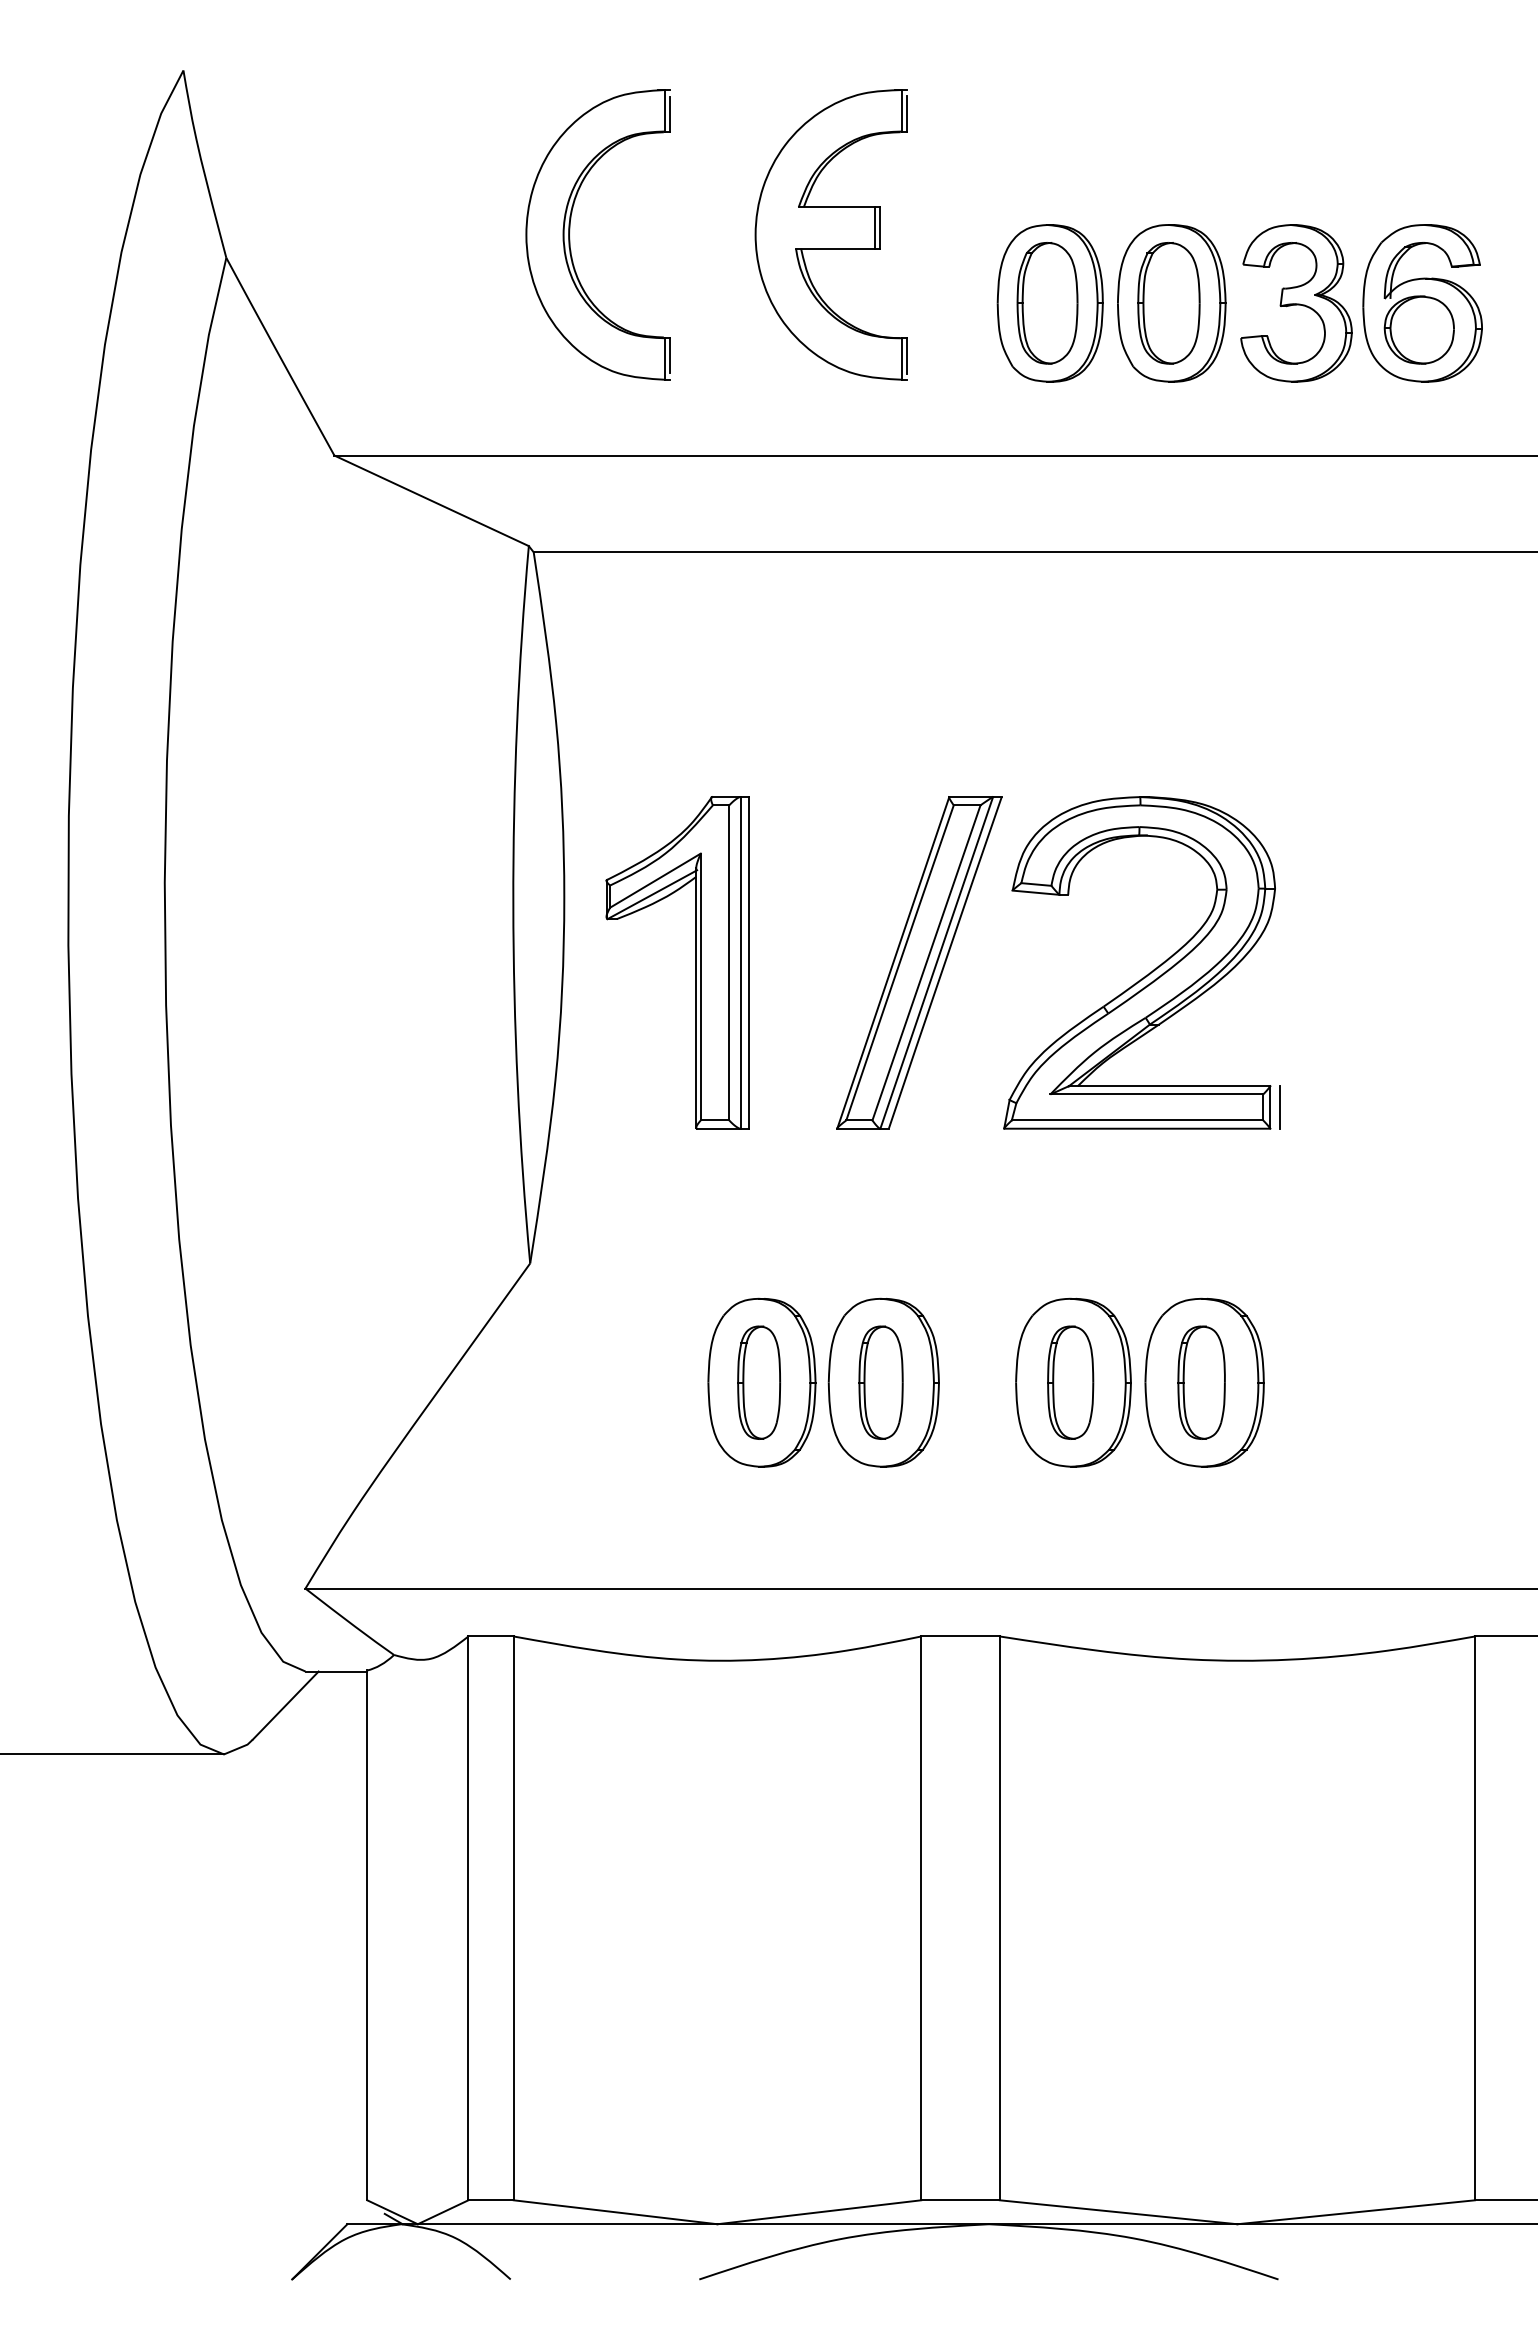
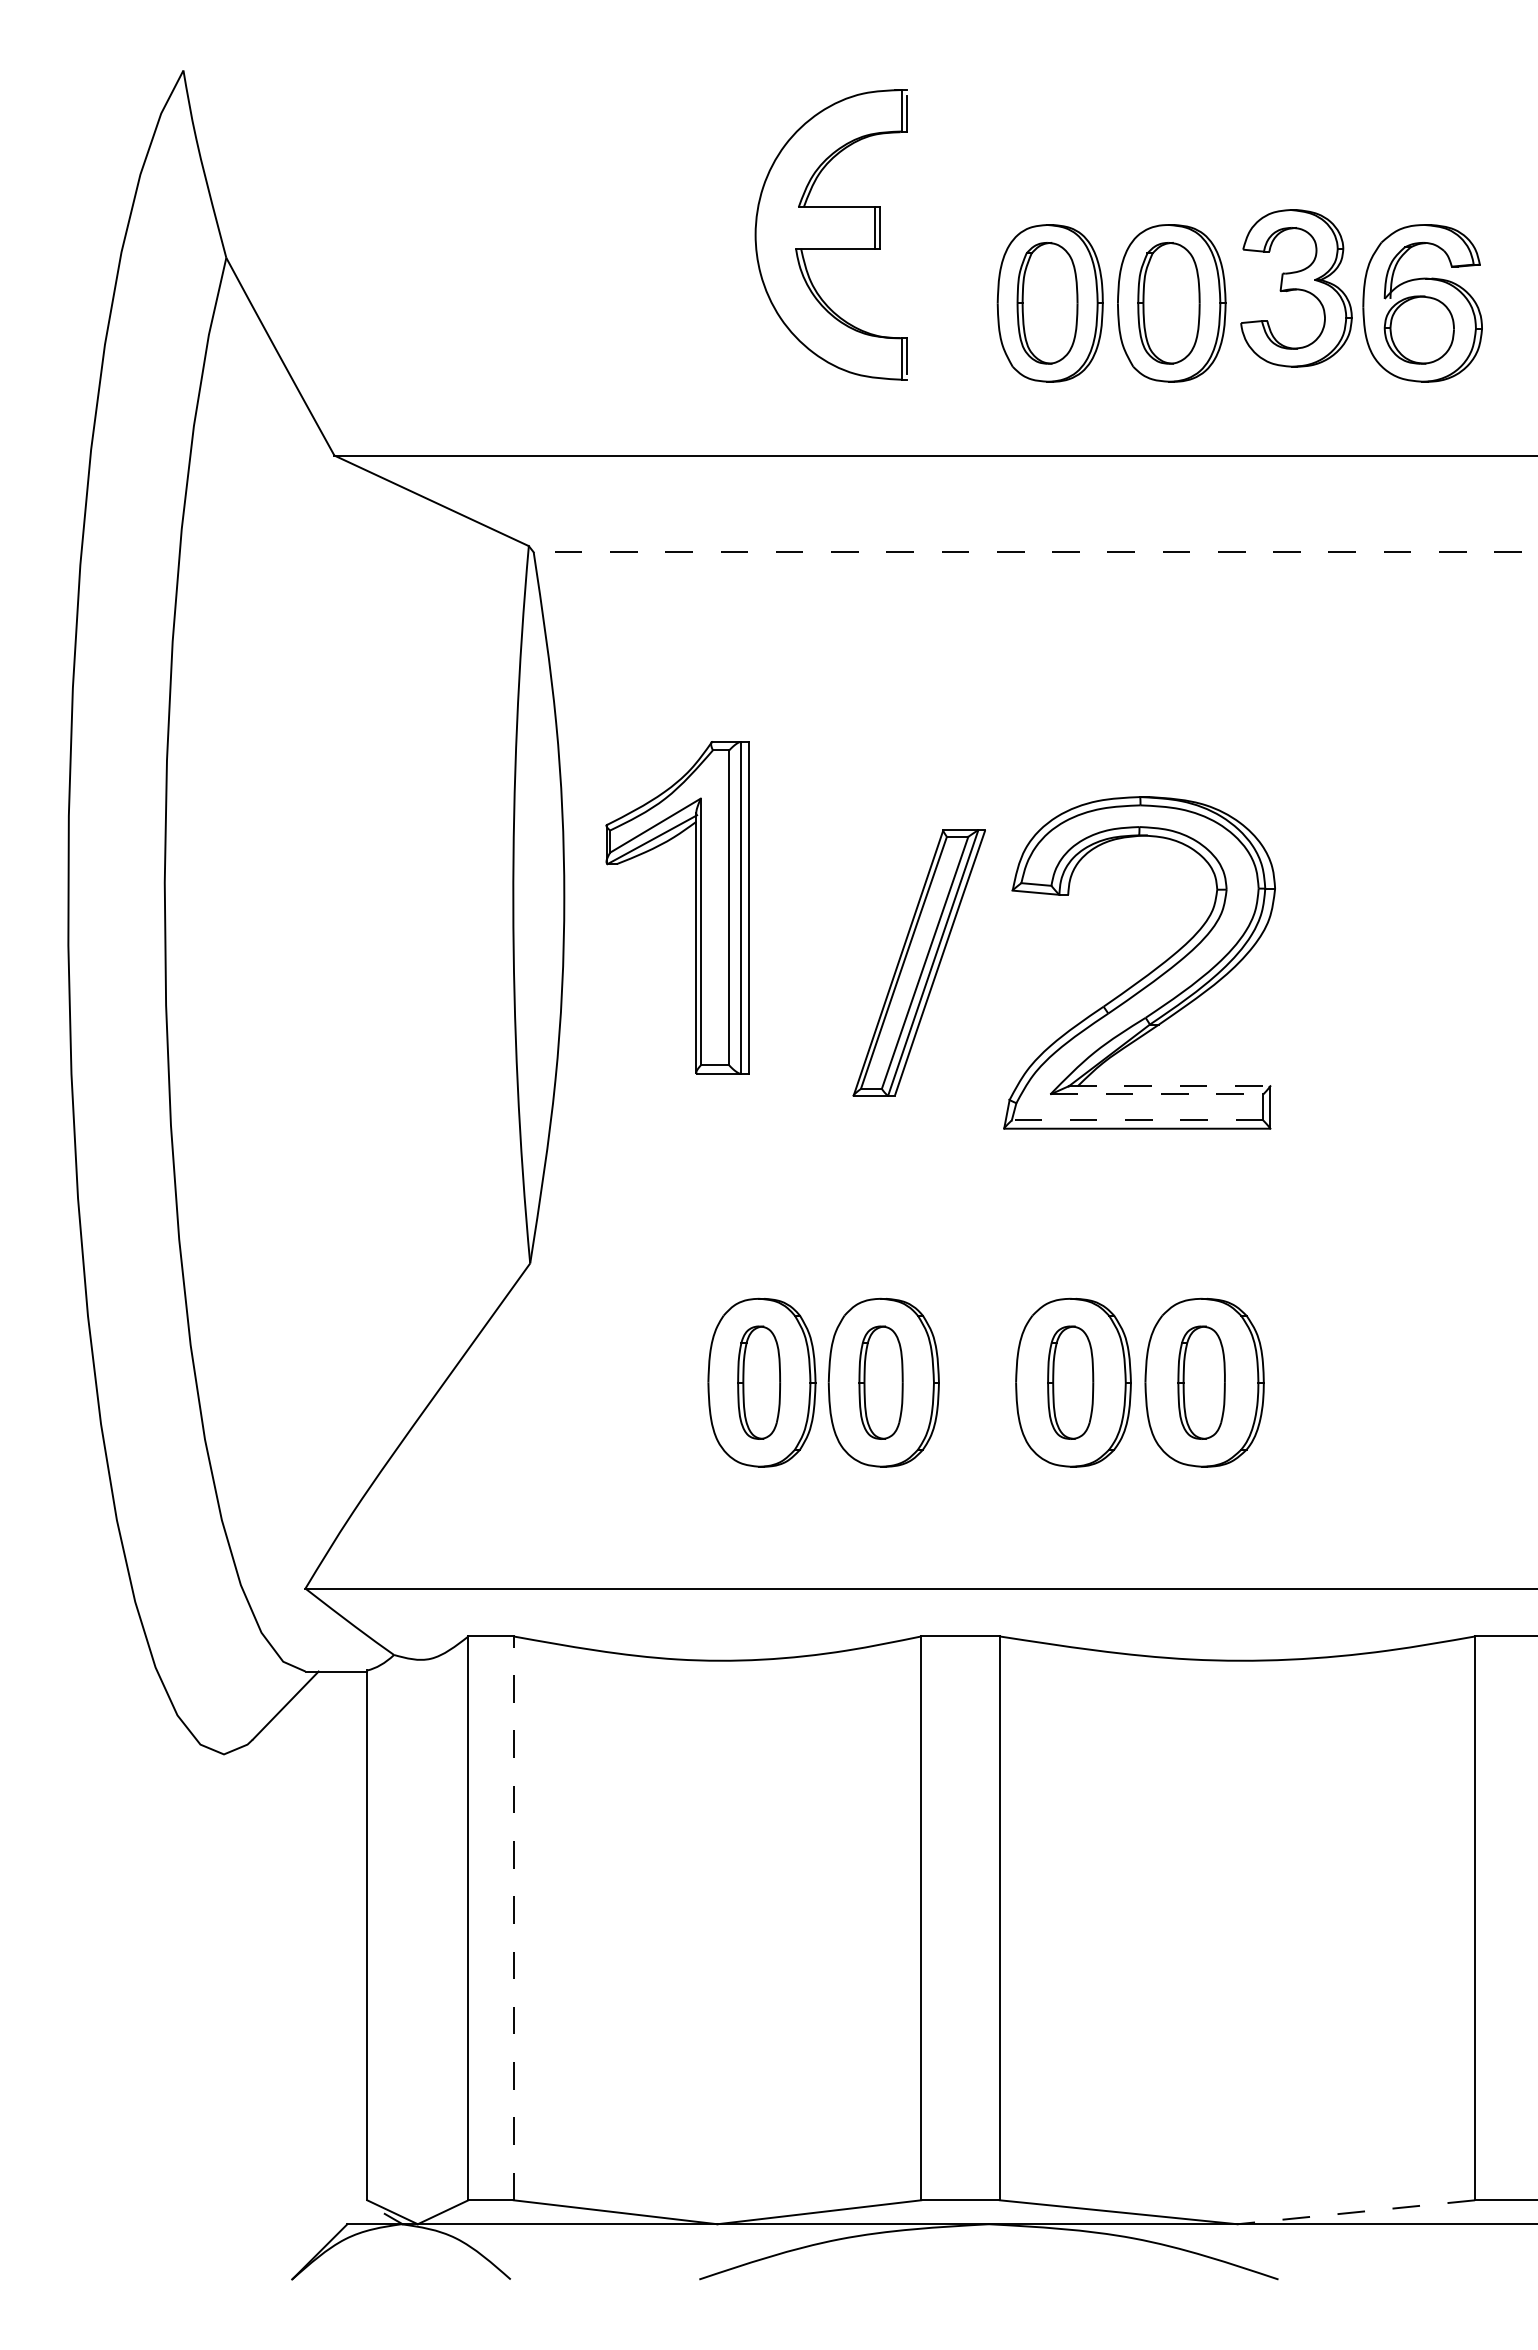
part: present -> none (570, 231)
part position: (1296, 303) -> (1296, 288) (1296, 288)
line: solid -> dashed (1035, 552)
part position: (695, 962) -> (695, 907) (695, 907)
part size: 167x334 px -> 134x268 px (918, 962)
line: solid -> dashed (1169, 1086)
line: solid -> dashed (1157, 1094)
line: present -> none (1279, 1107)
line: solid -> dashed (1137, 1120)
line: present -> none (113, 1754)
line: solid -> dashed (513, 1918)
line: solid -> dashed (1355, 2212)
